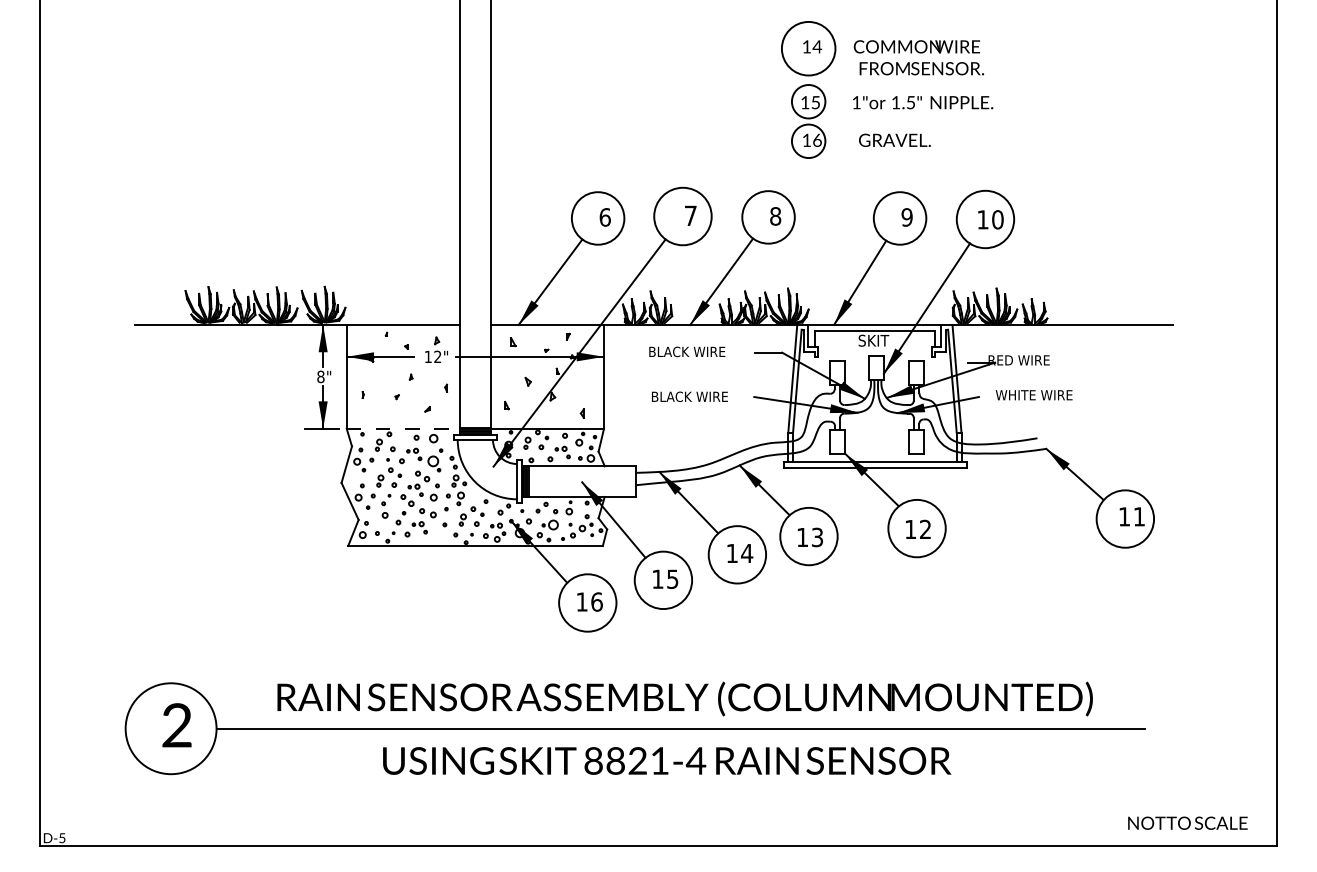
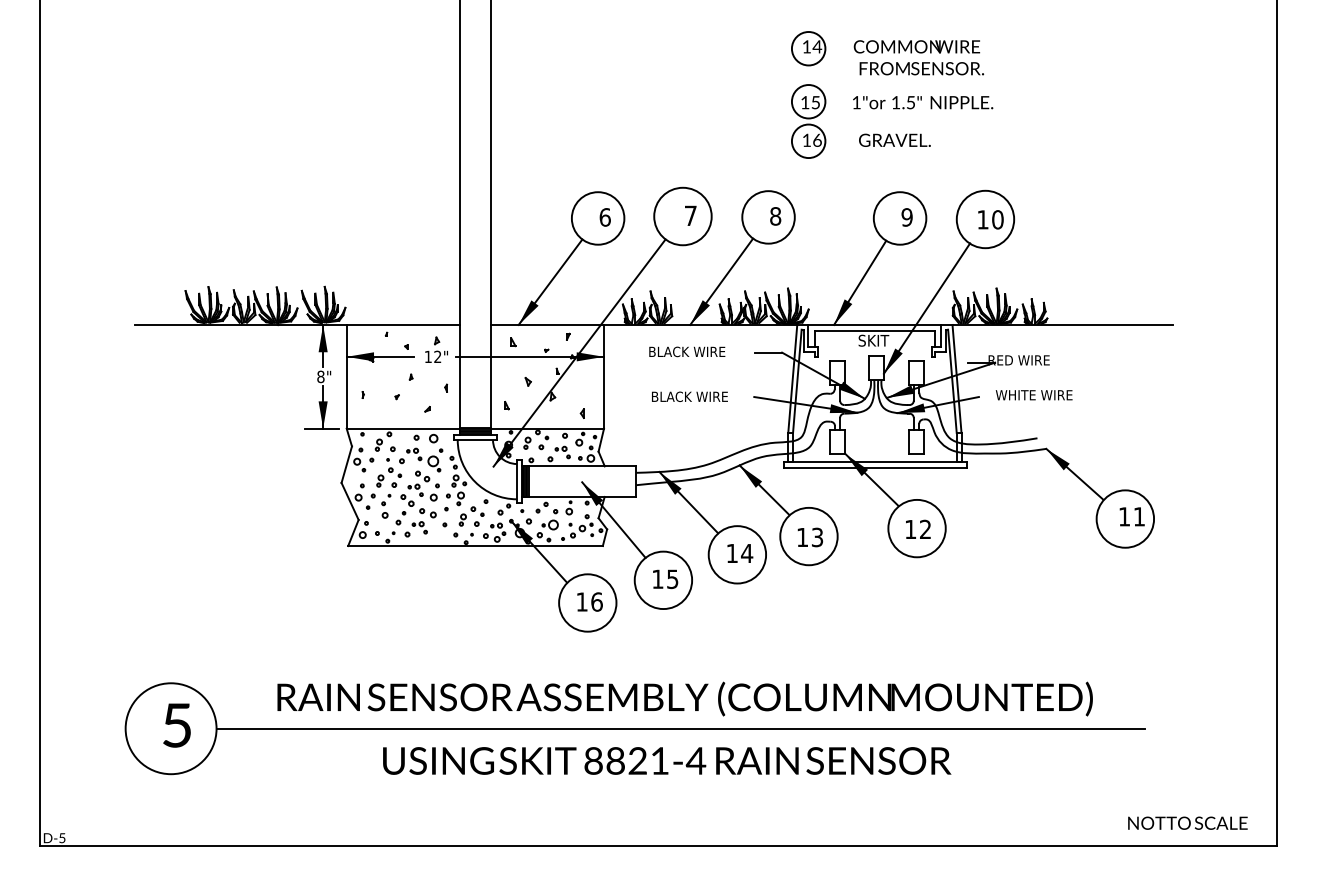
circle diameter: 54 px -> 33 px (808, 48)
line: dashed -> solid (403, 428)
text: 2 -> 5 (176, 725)
